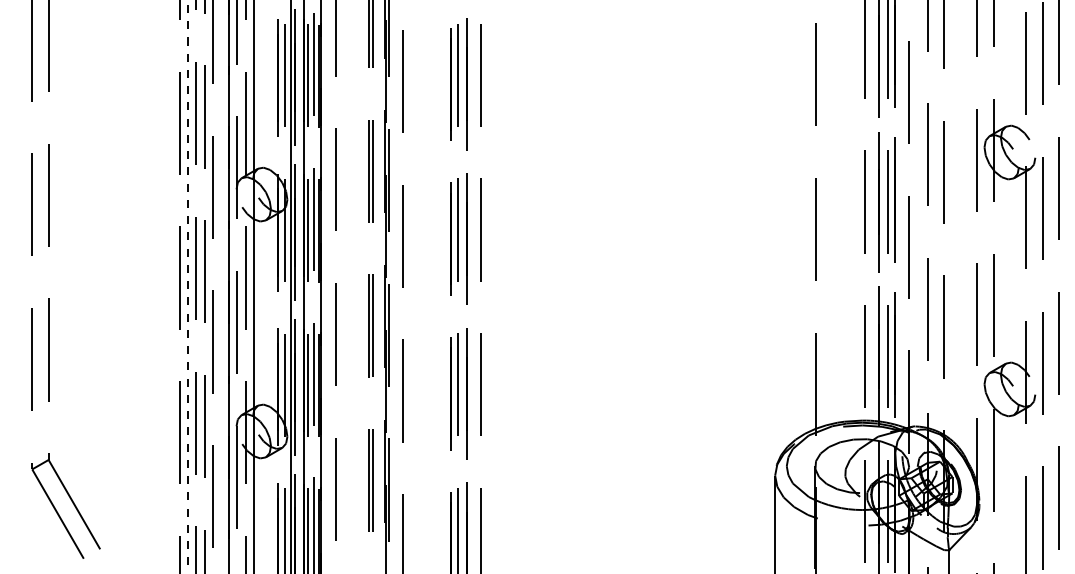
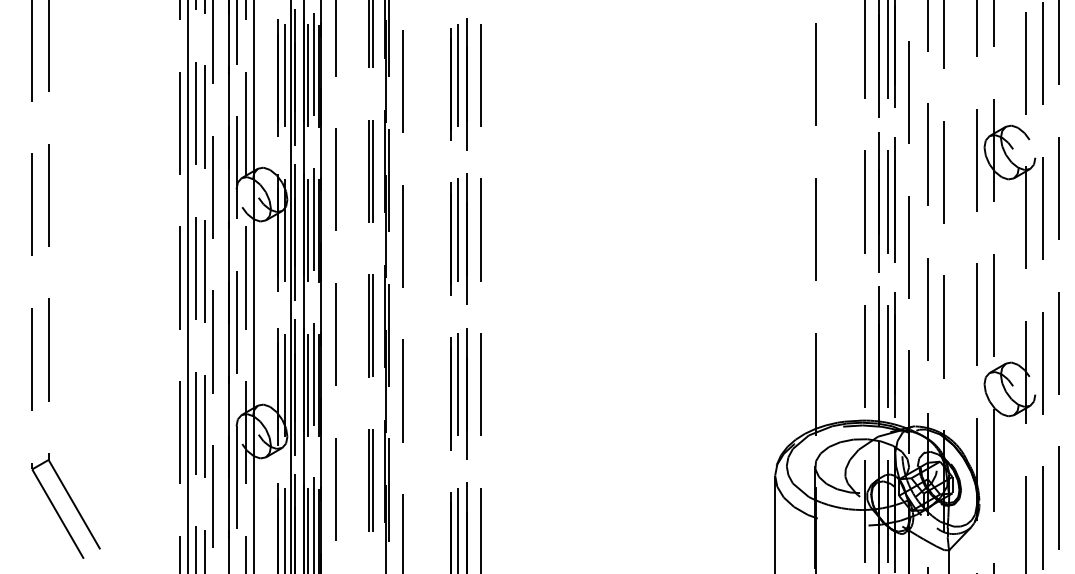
line: dashed -> solid (188, 285)
